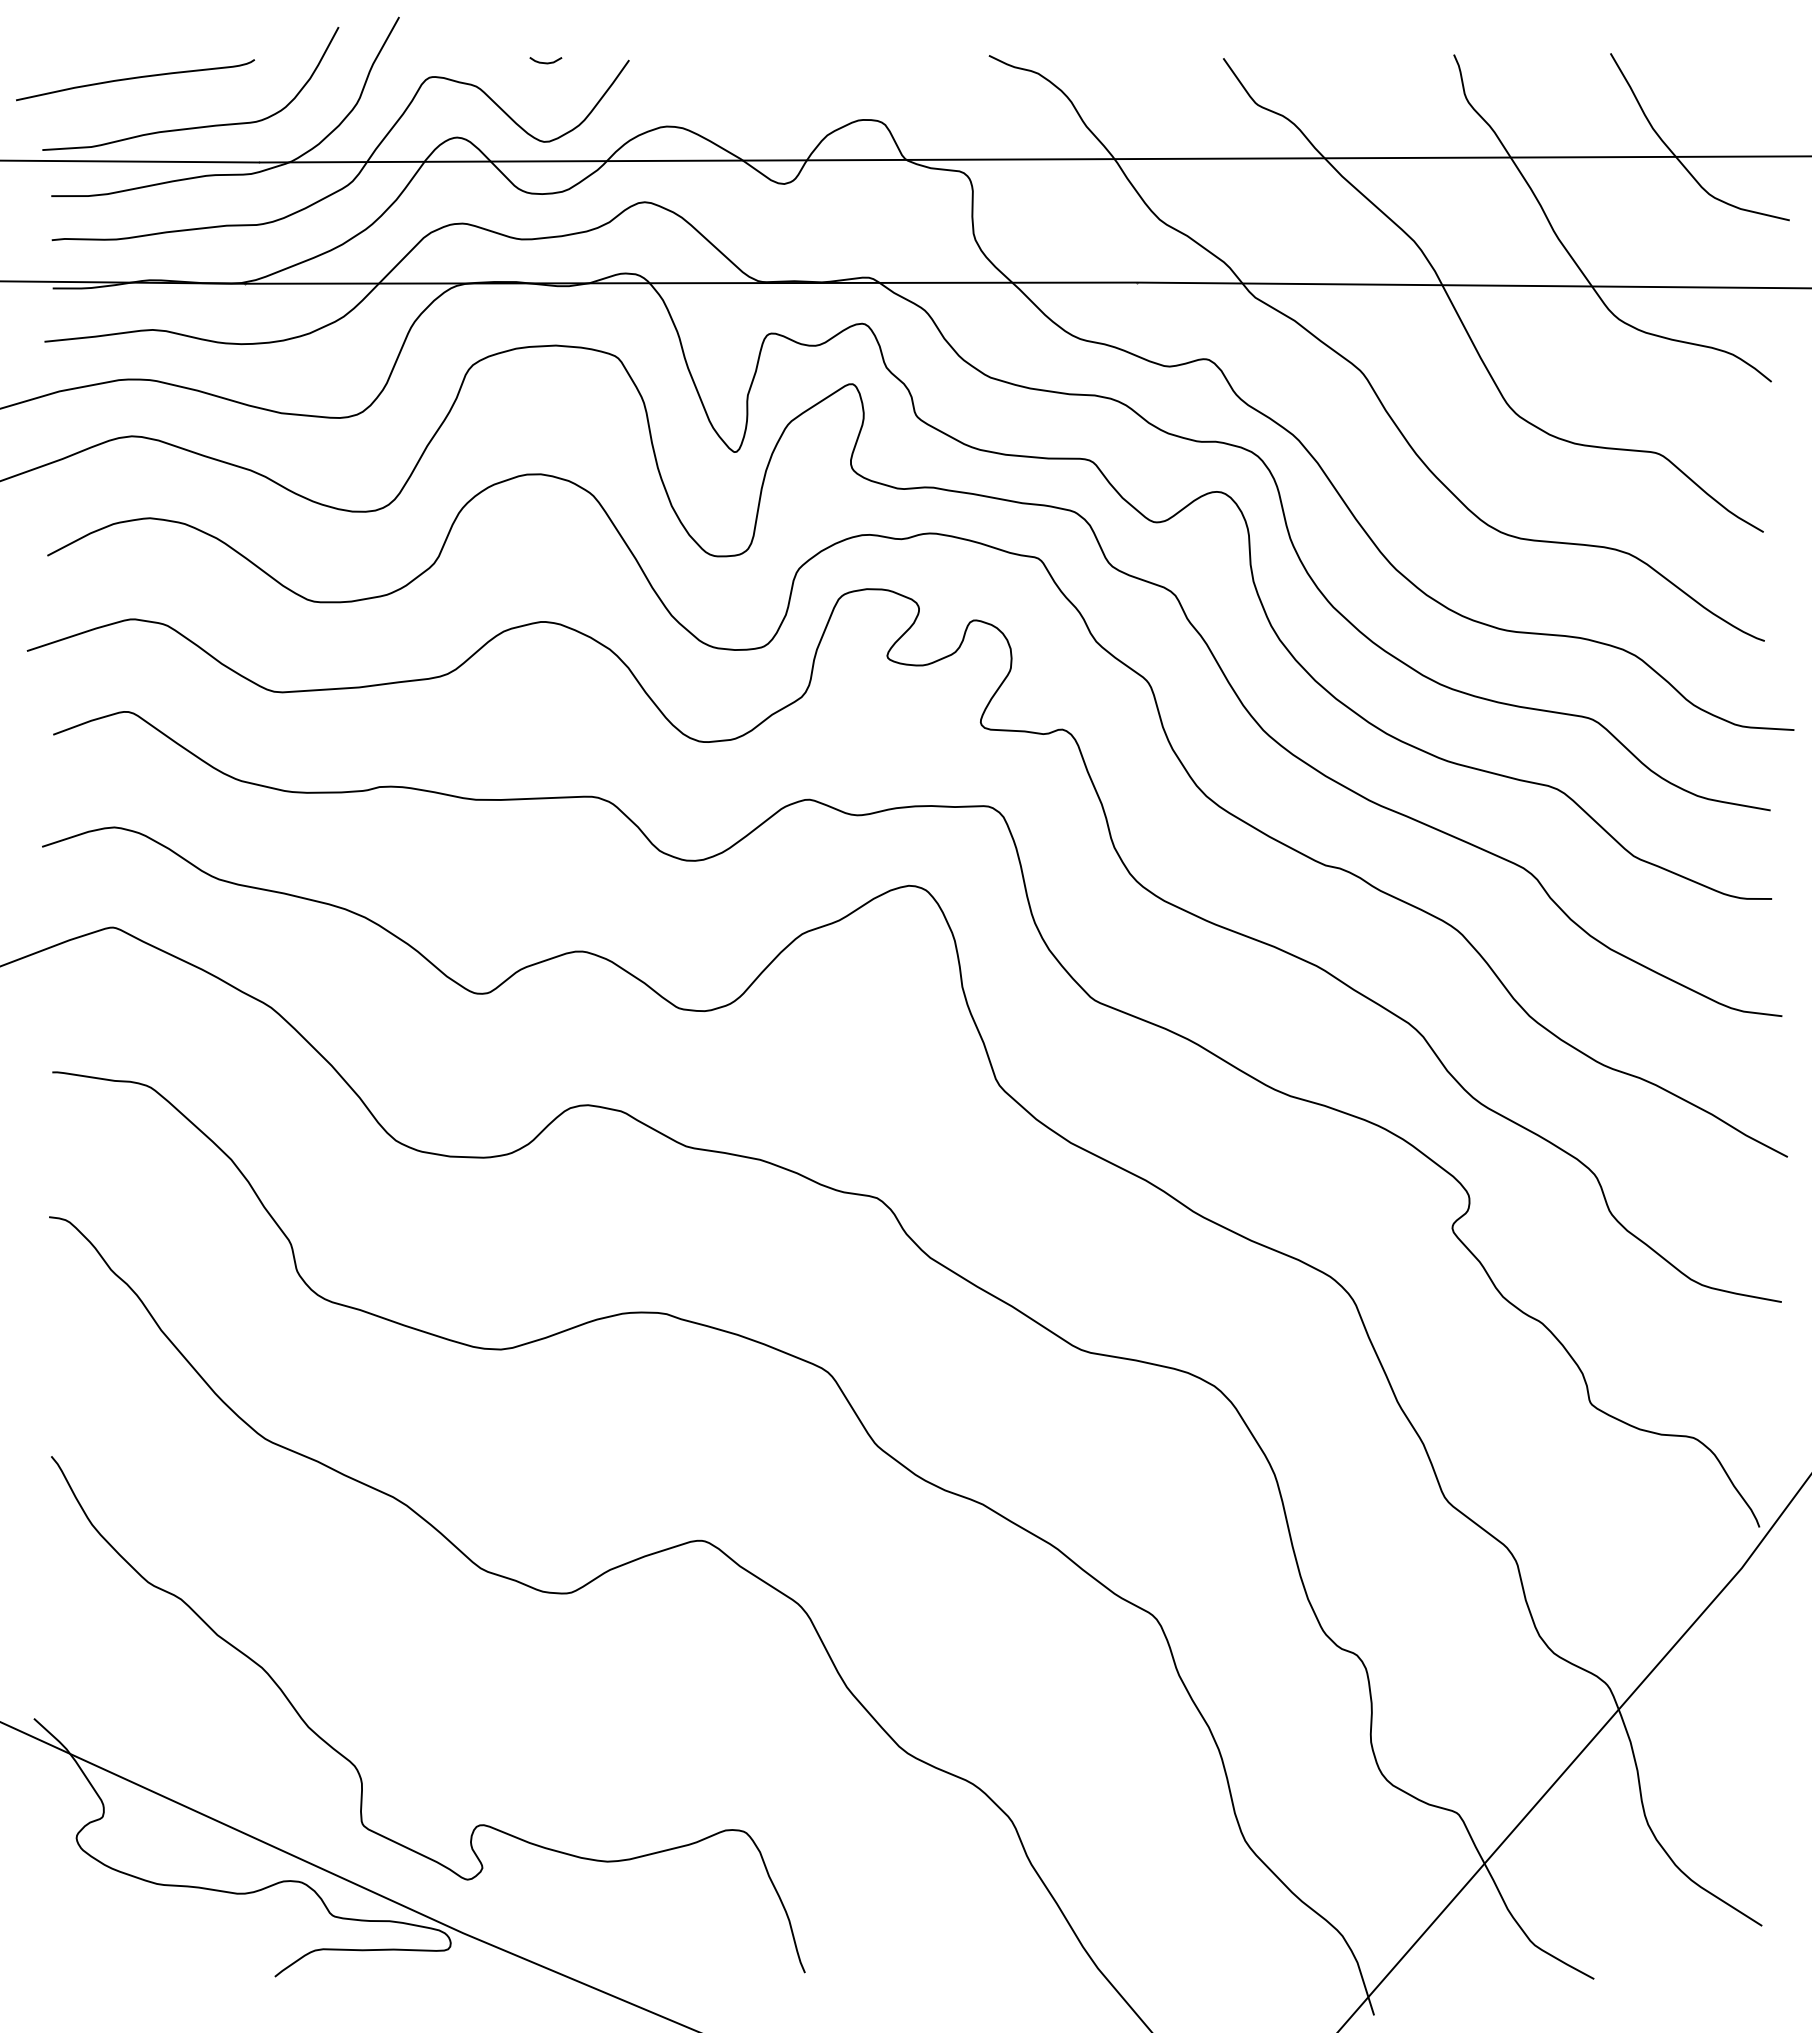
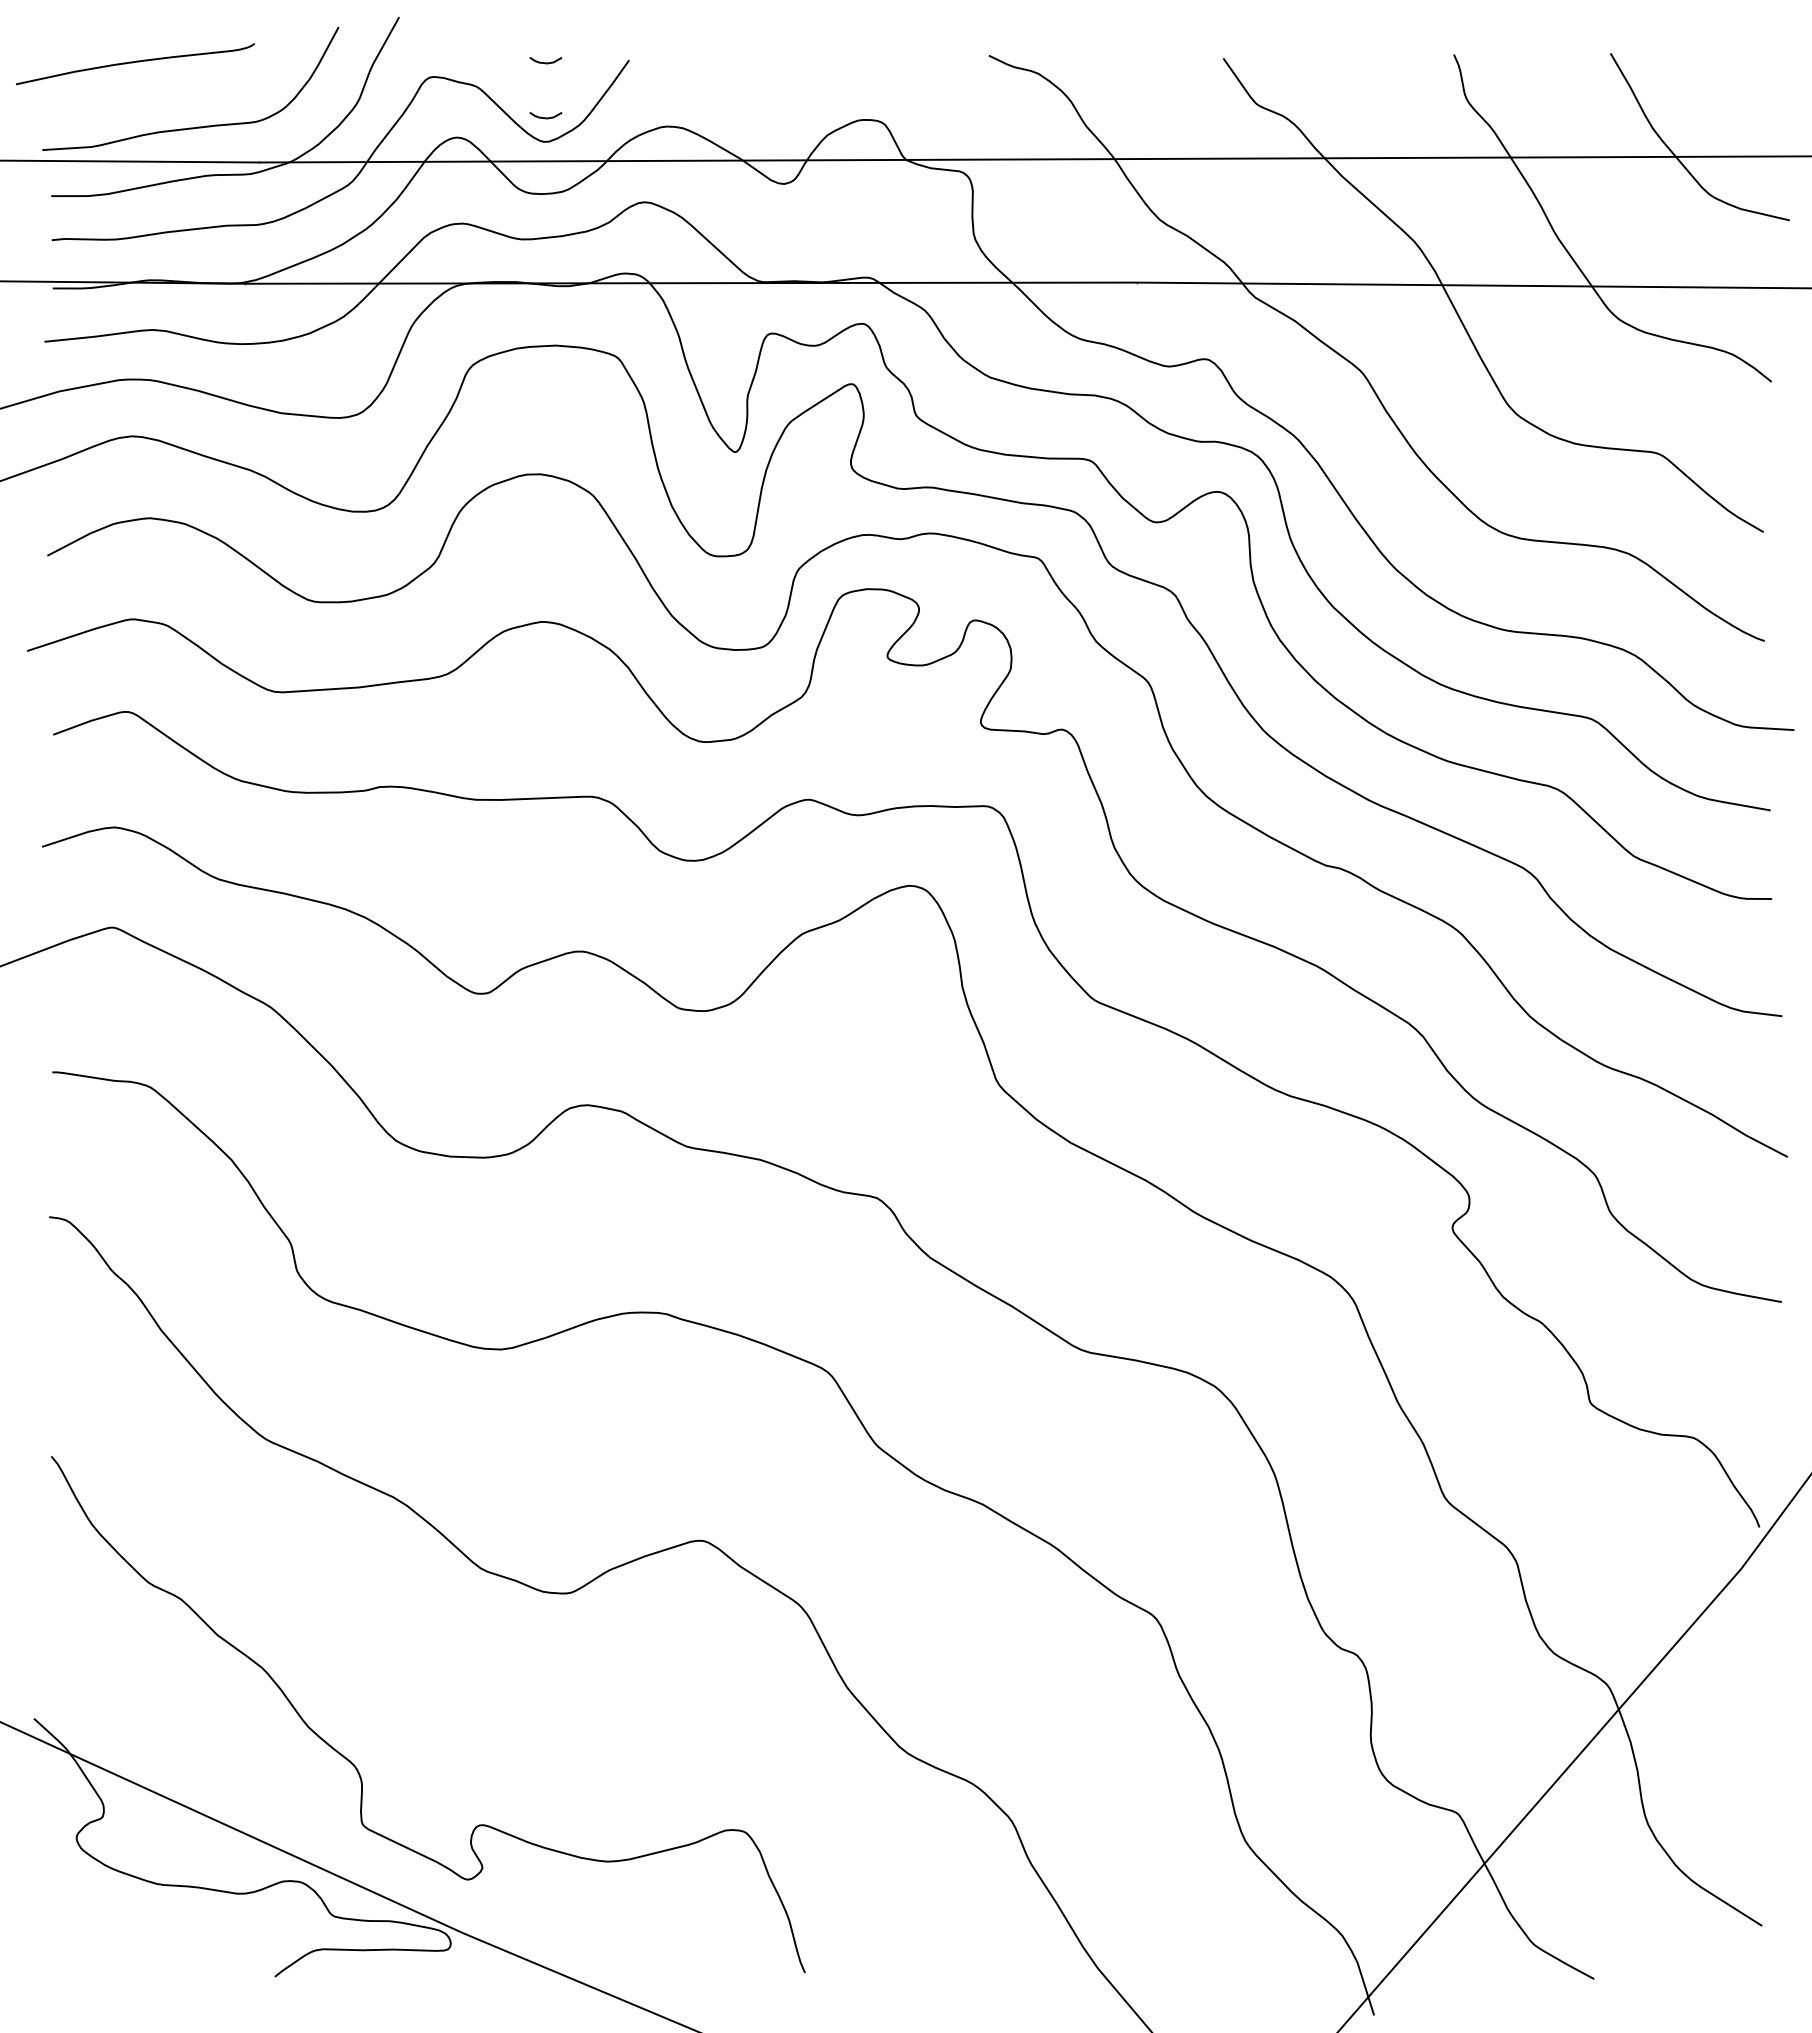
curve position: (135, 78) -> (135, 62) (135, 62)
curve: none -> present (545, 117)
